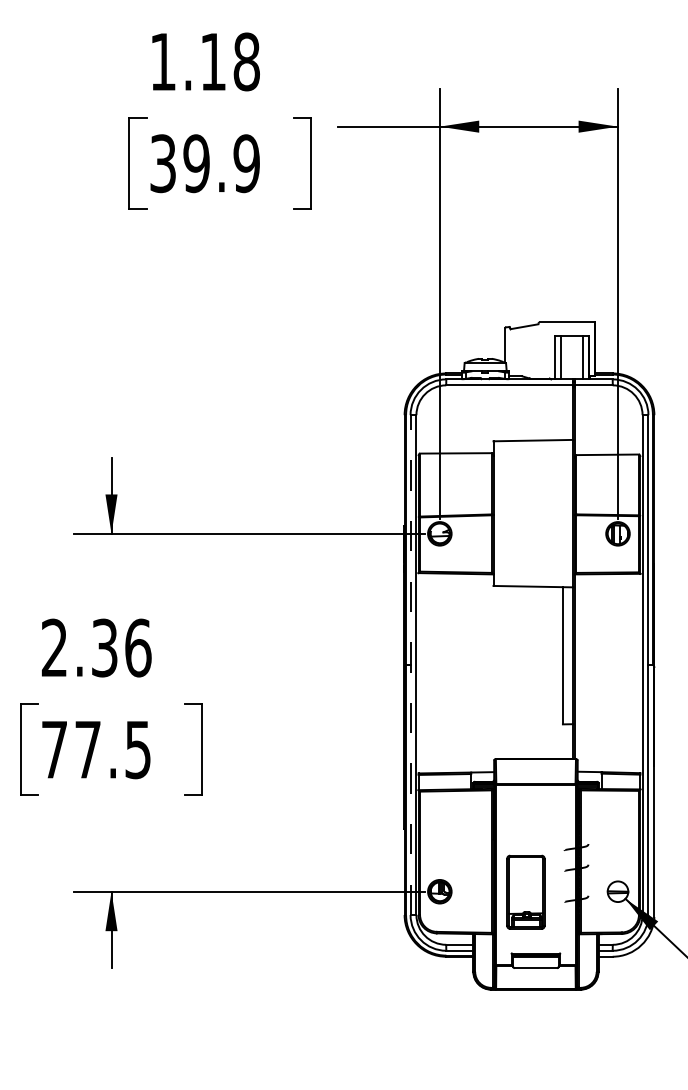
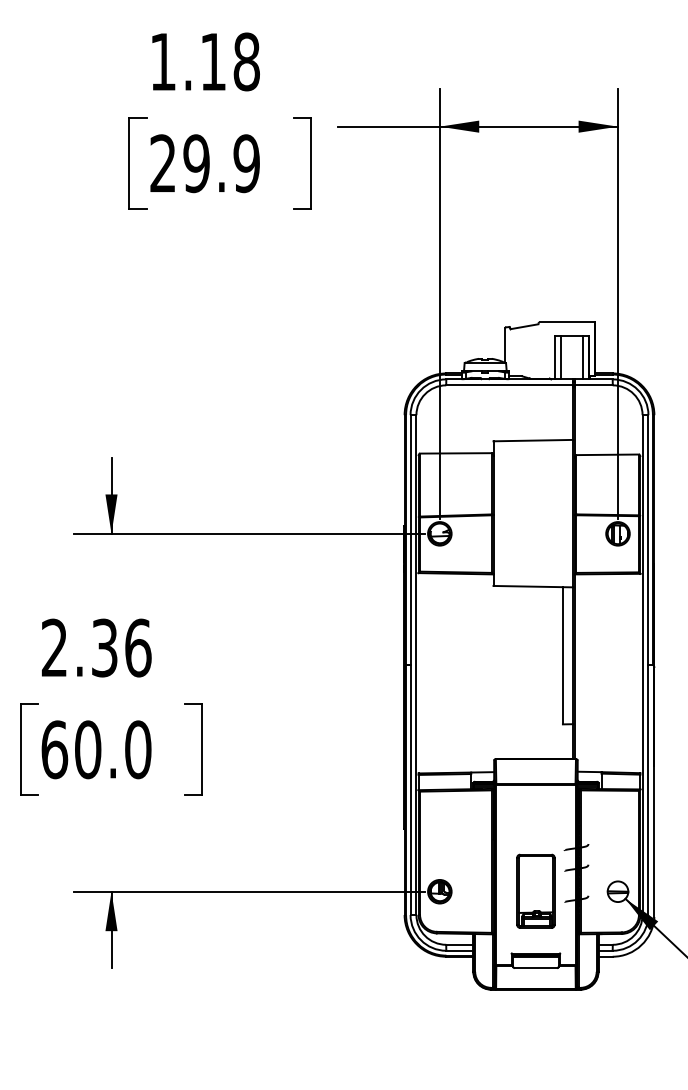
text: 39.9 -> 29.9 (162, 163)
line: dashed -> solid (410, 665)
text: 77.5 -> 60.0 (96, 749)
part position: (525, 891) -> (535, 890) (535, 890)
